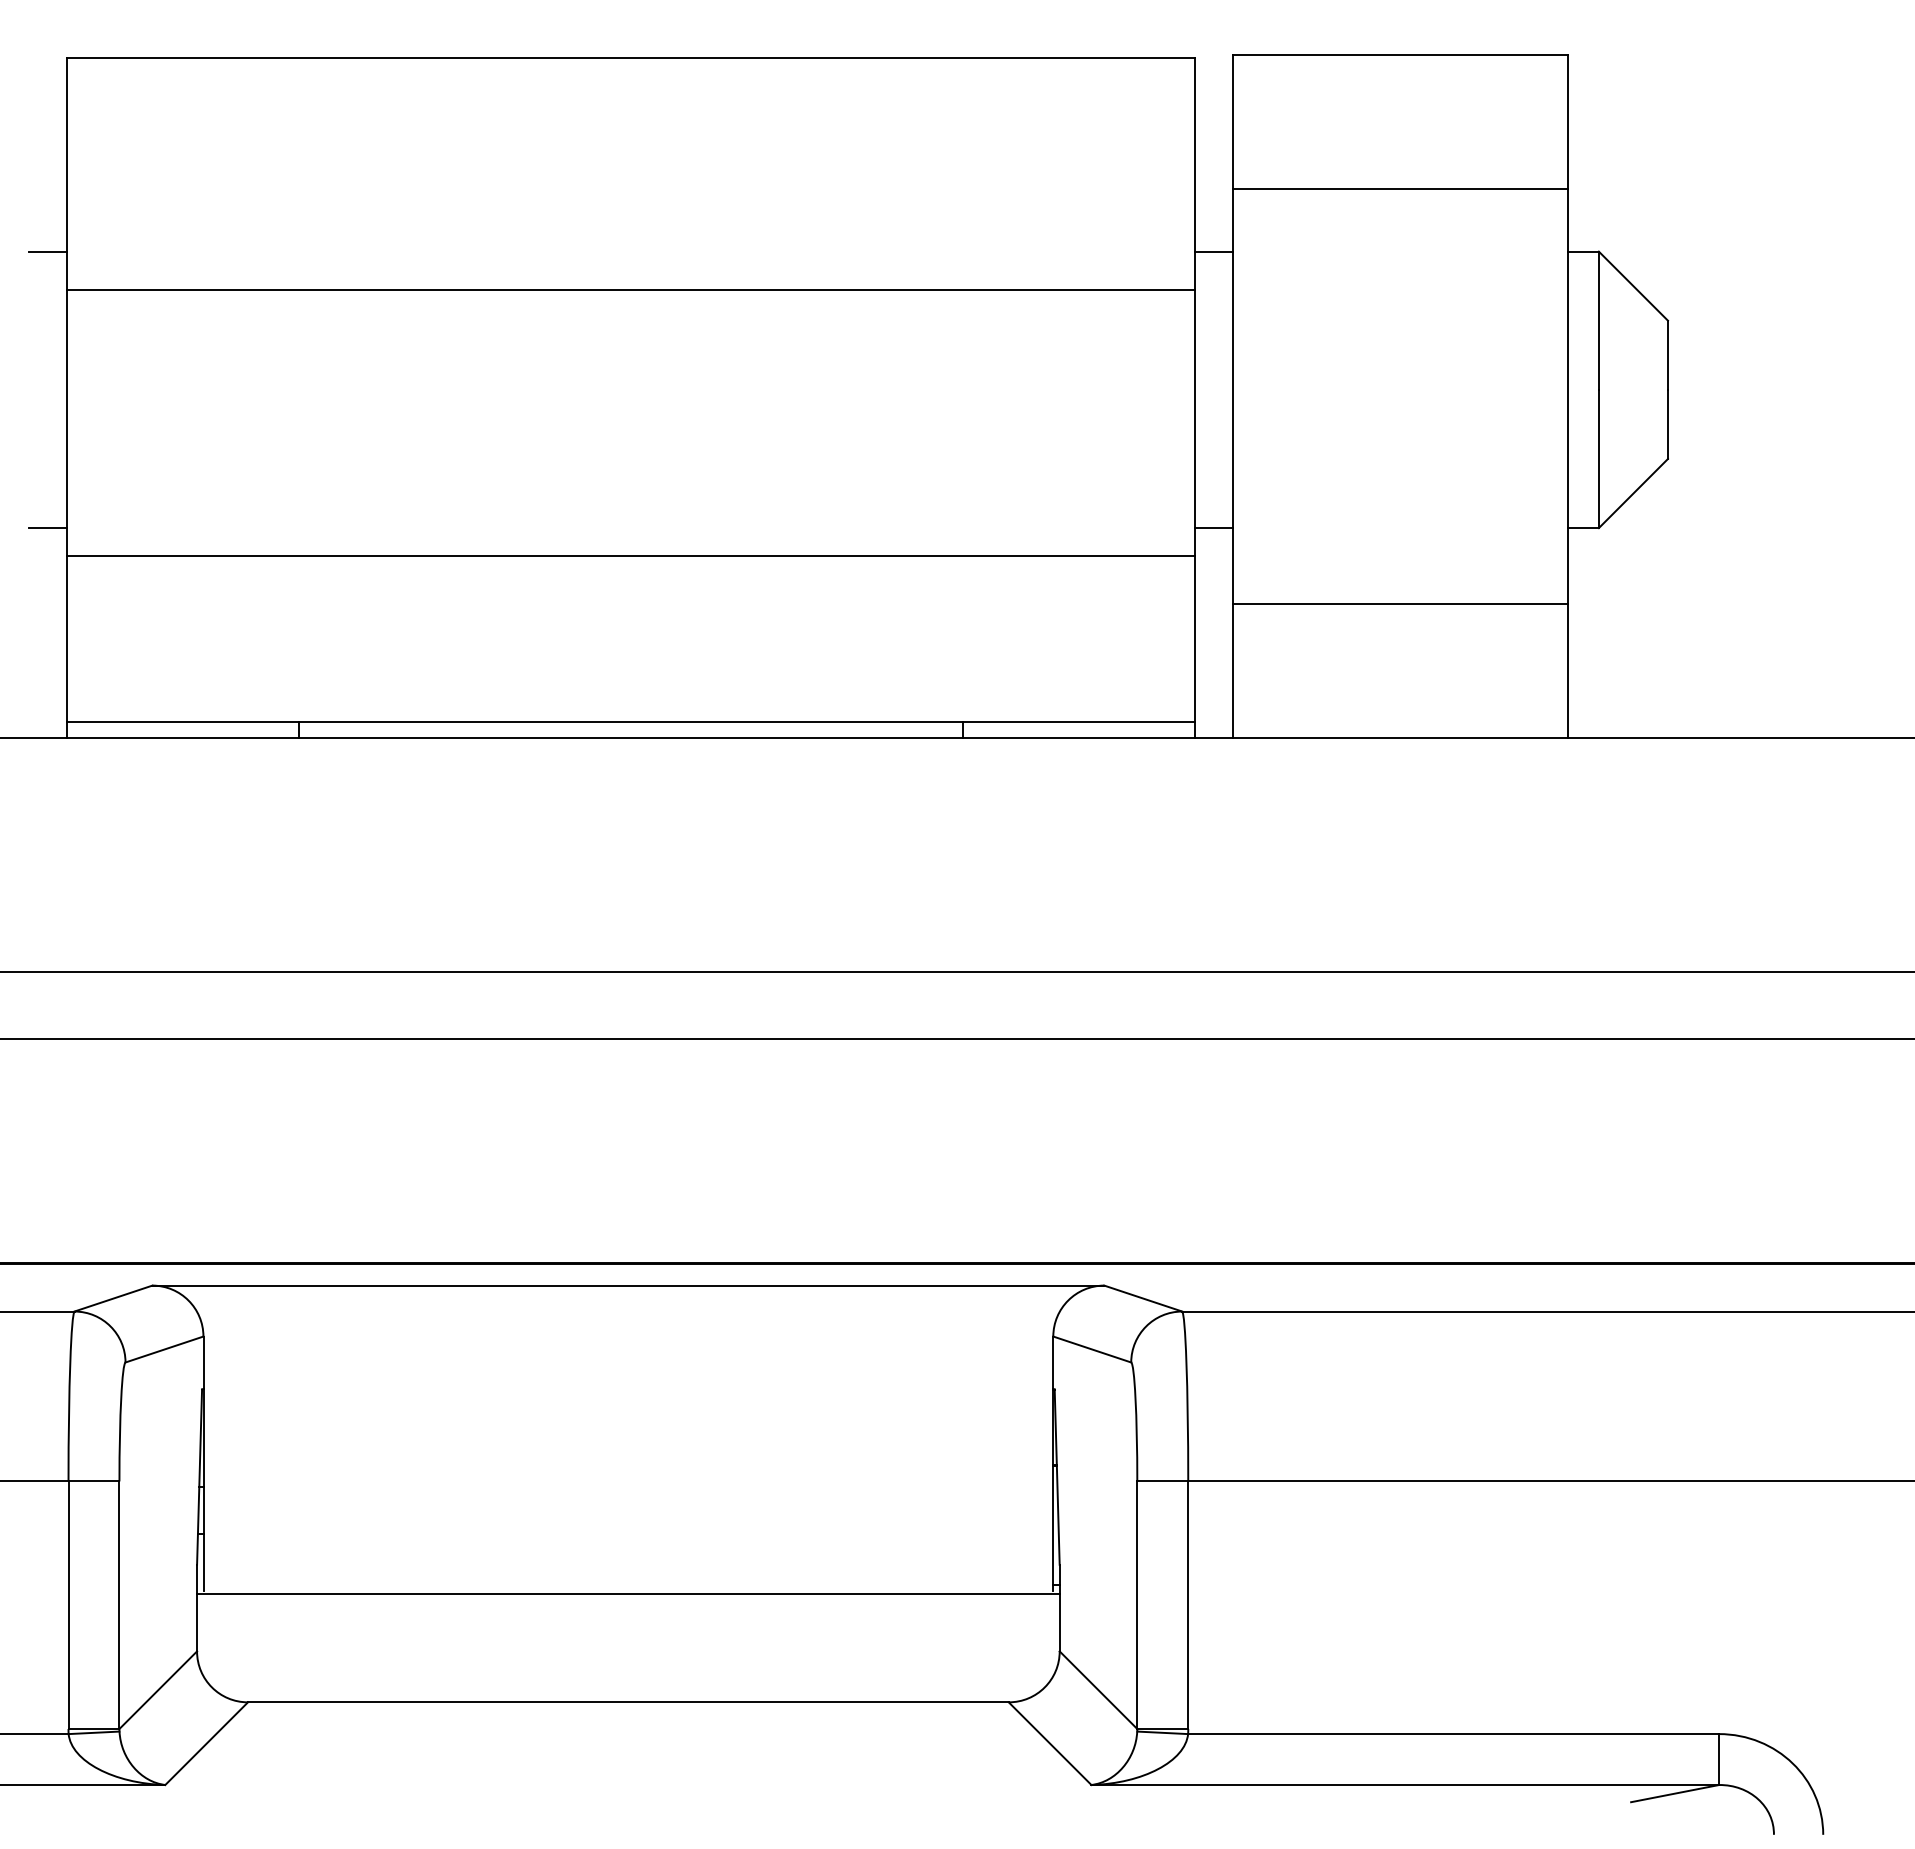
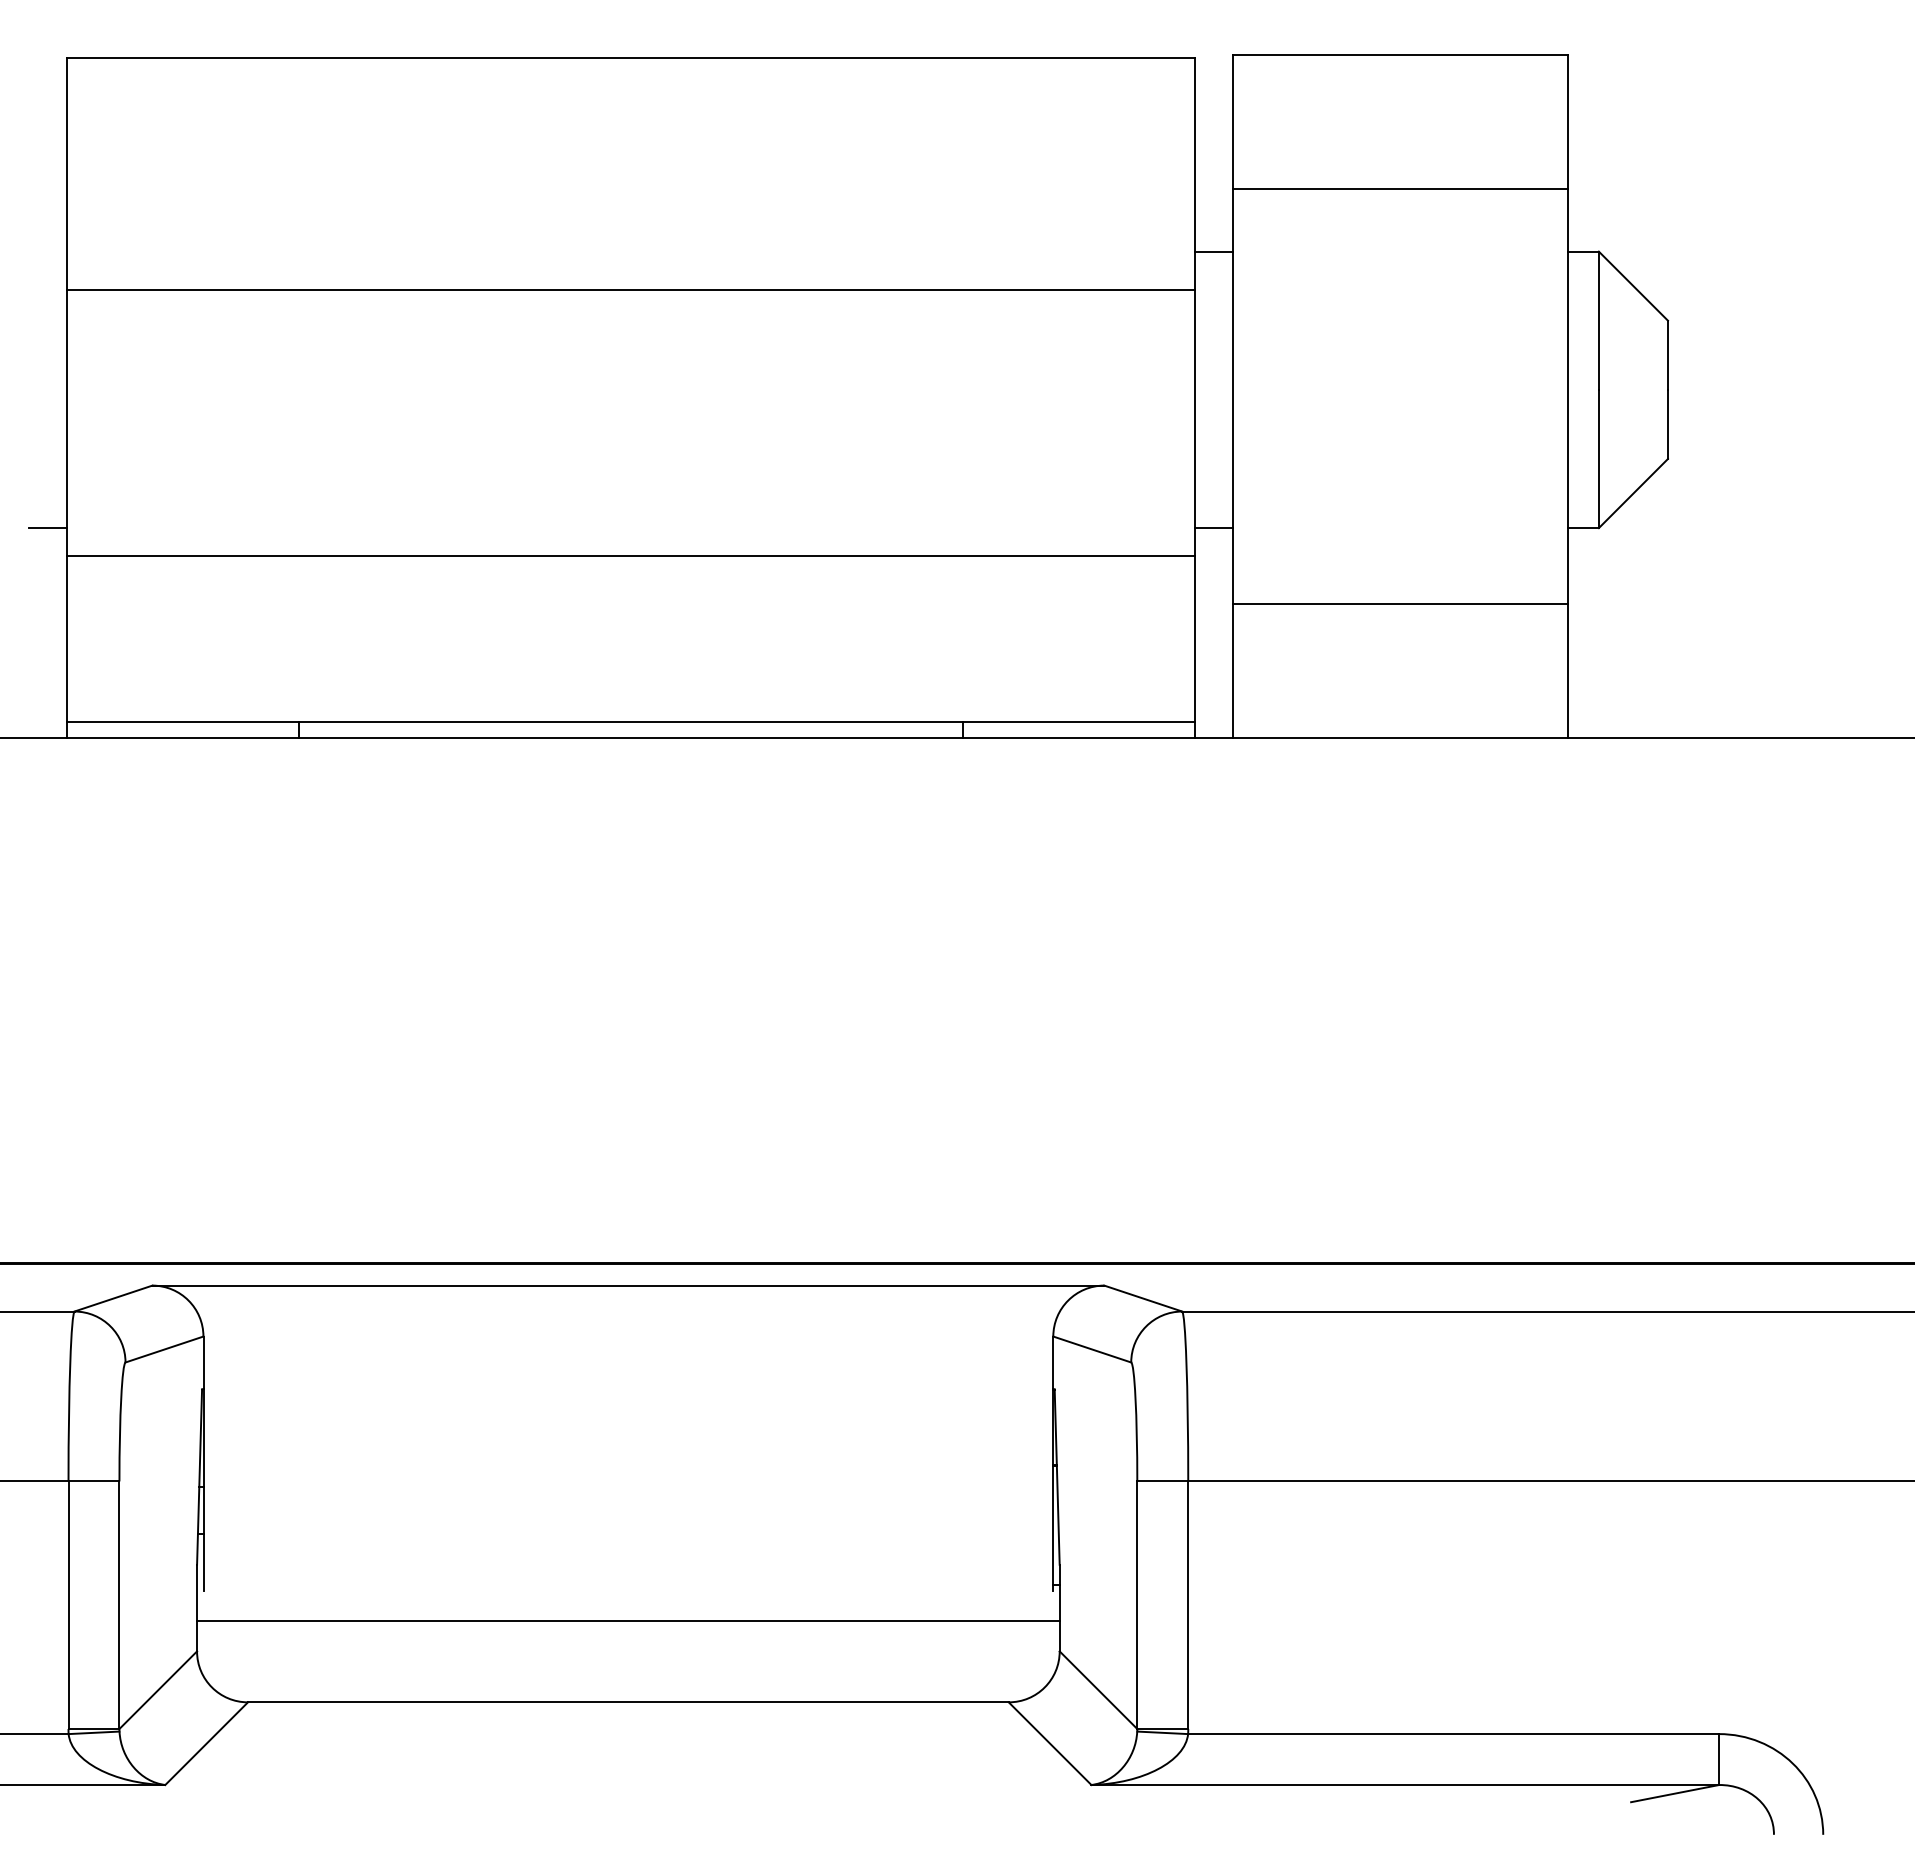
line: present -> none (48, 251)
line: present -> none (956, 971)
line: present -> none (956, 1038)
line position: (628, 1593) -> (628, 1620) (628, 1620)
